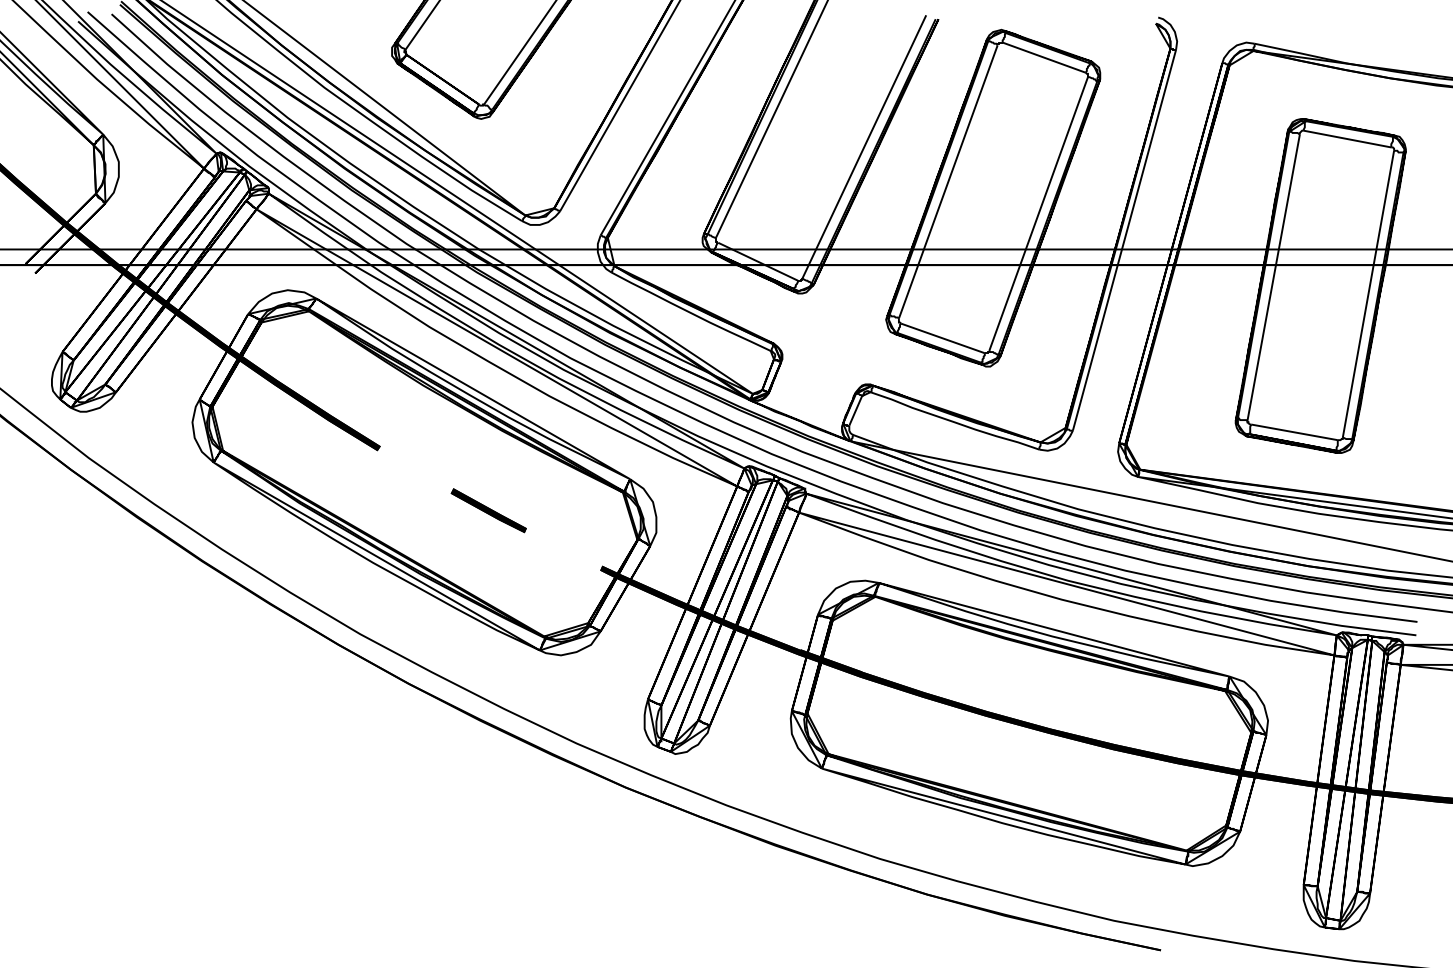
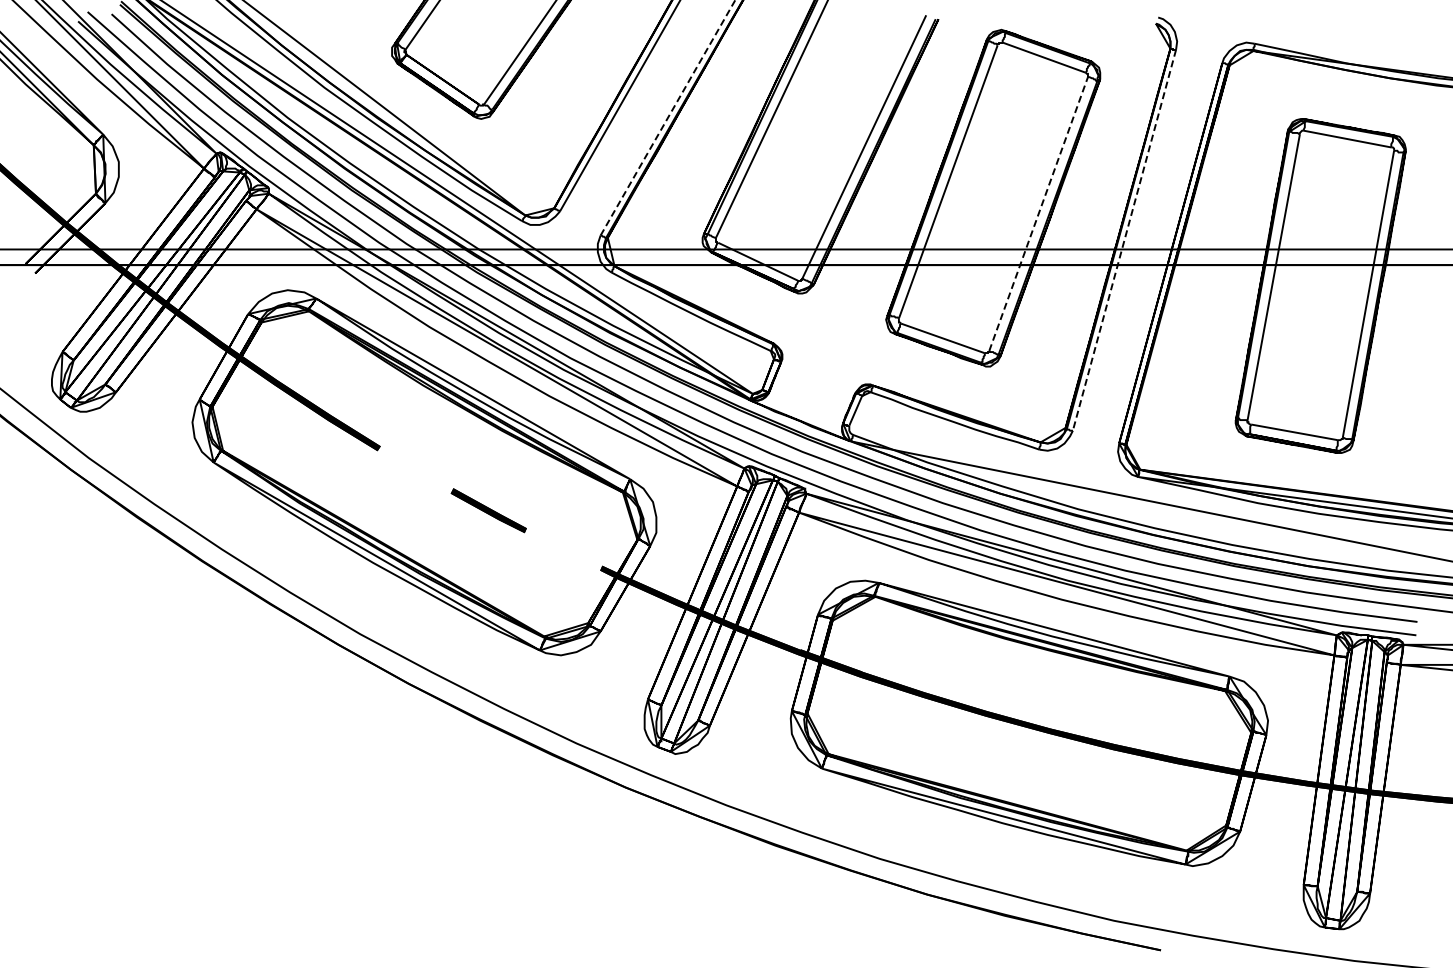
line: solid -> dashed (668, 117)
line: solid -> dashed (1038, 214)
line: solid -> dashed (1124, 240)
